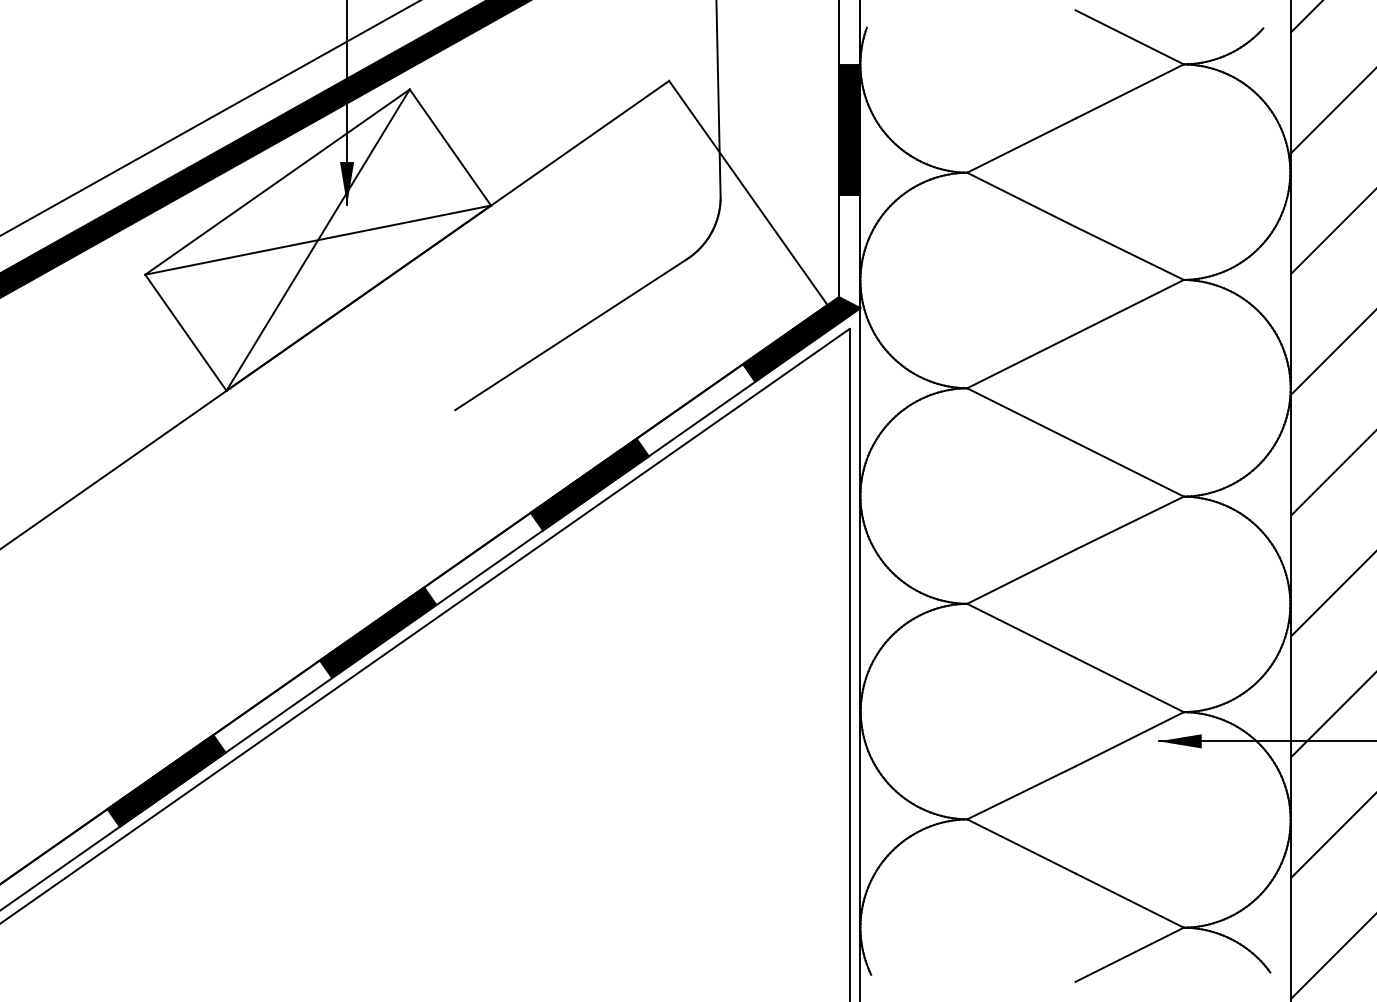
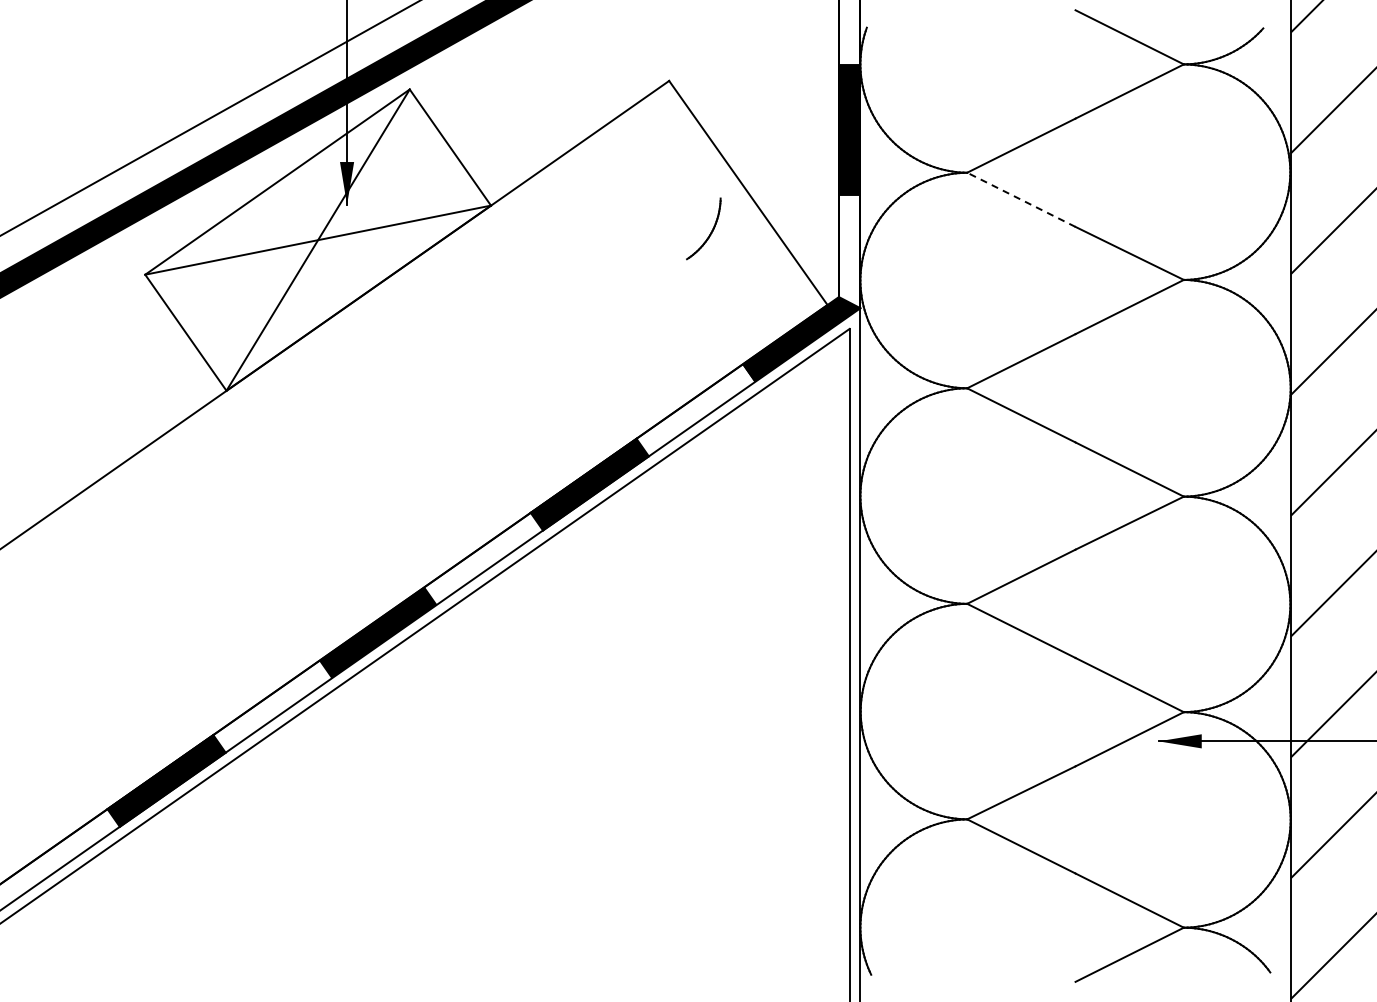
line: present -> none (718, 100)
line: solid -> dashed (1021, 199)
line: present -> none (571, 334)
